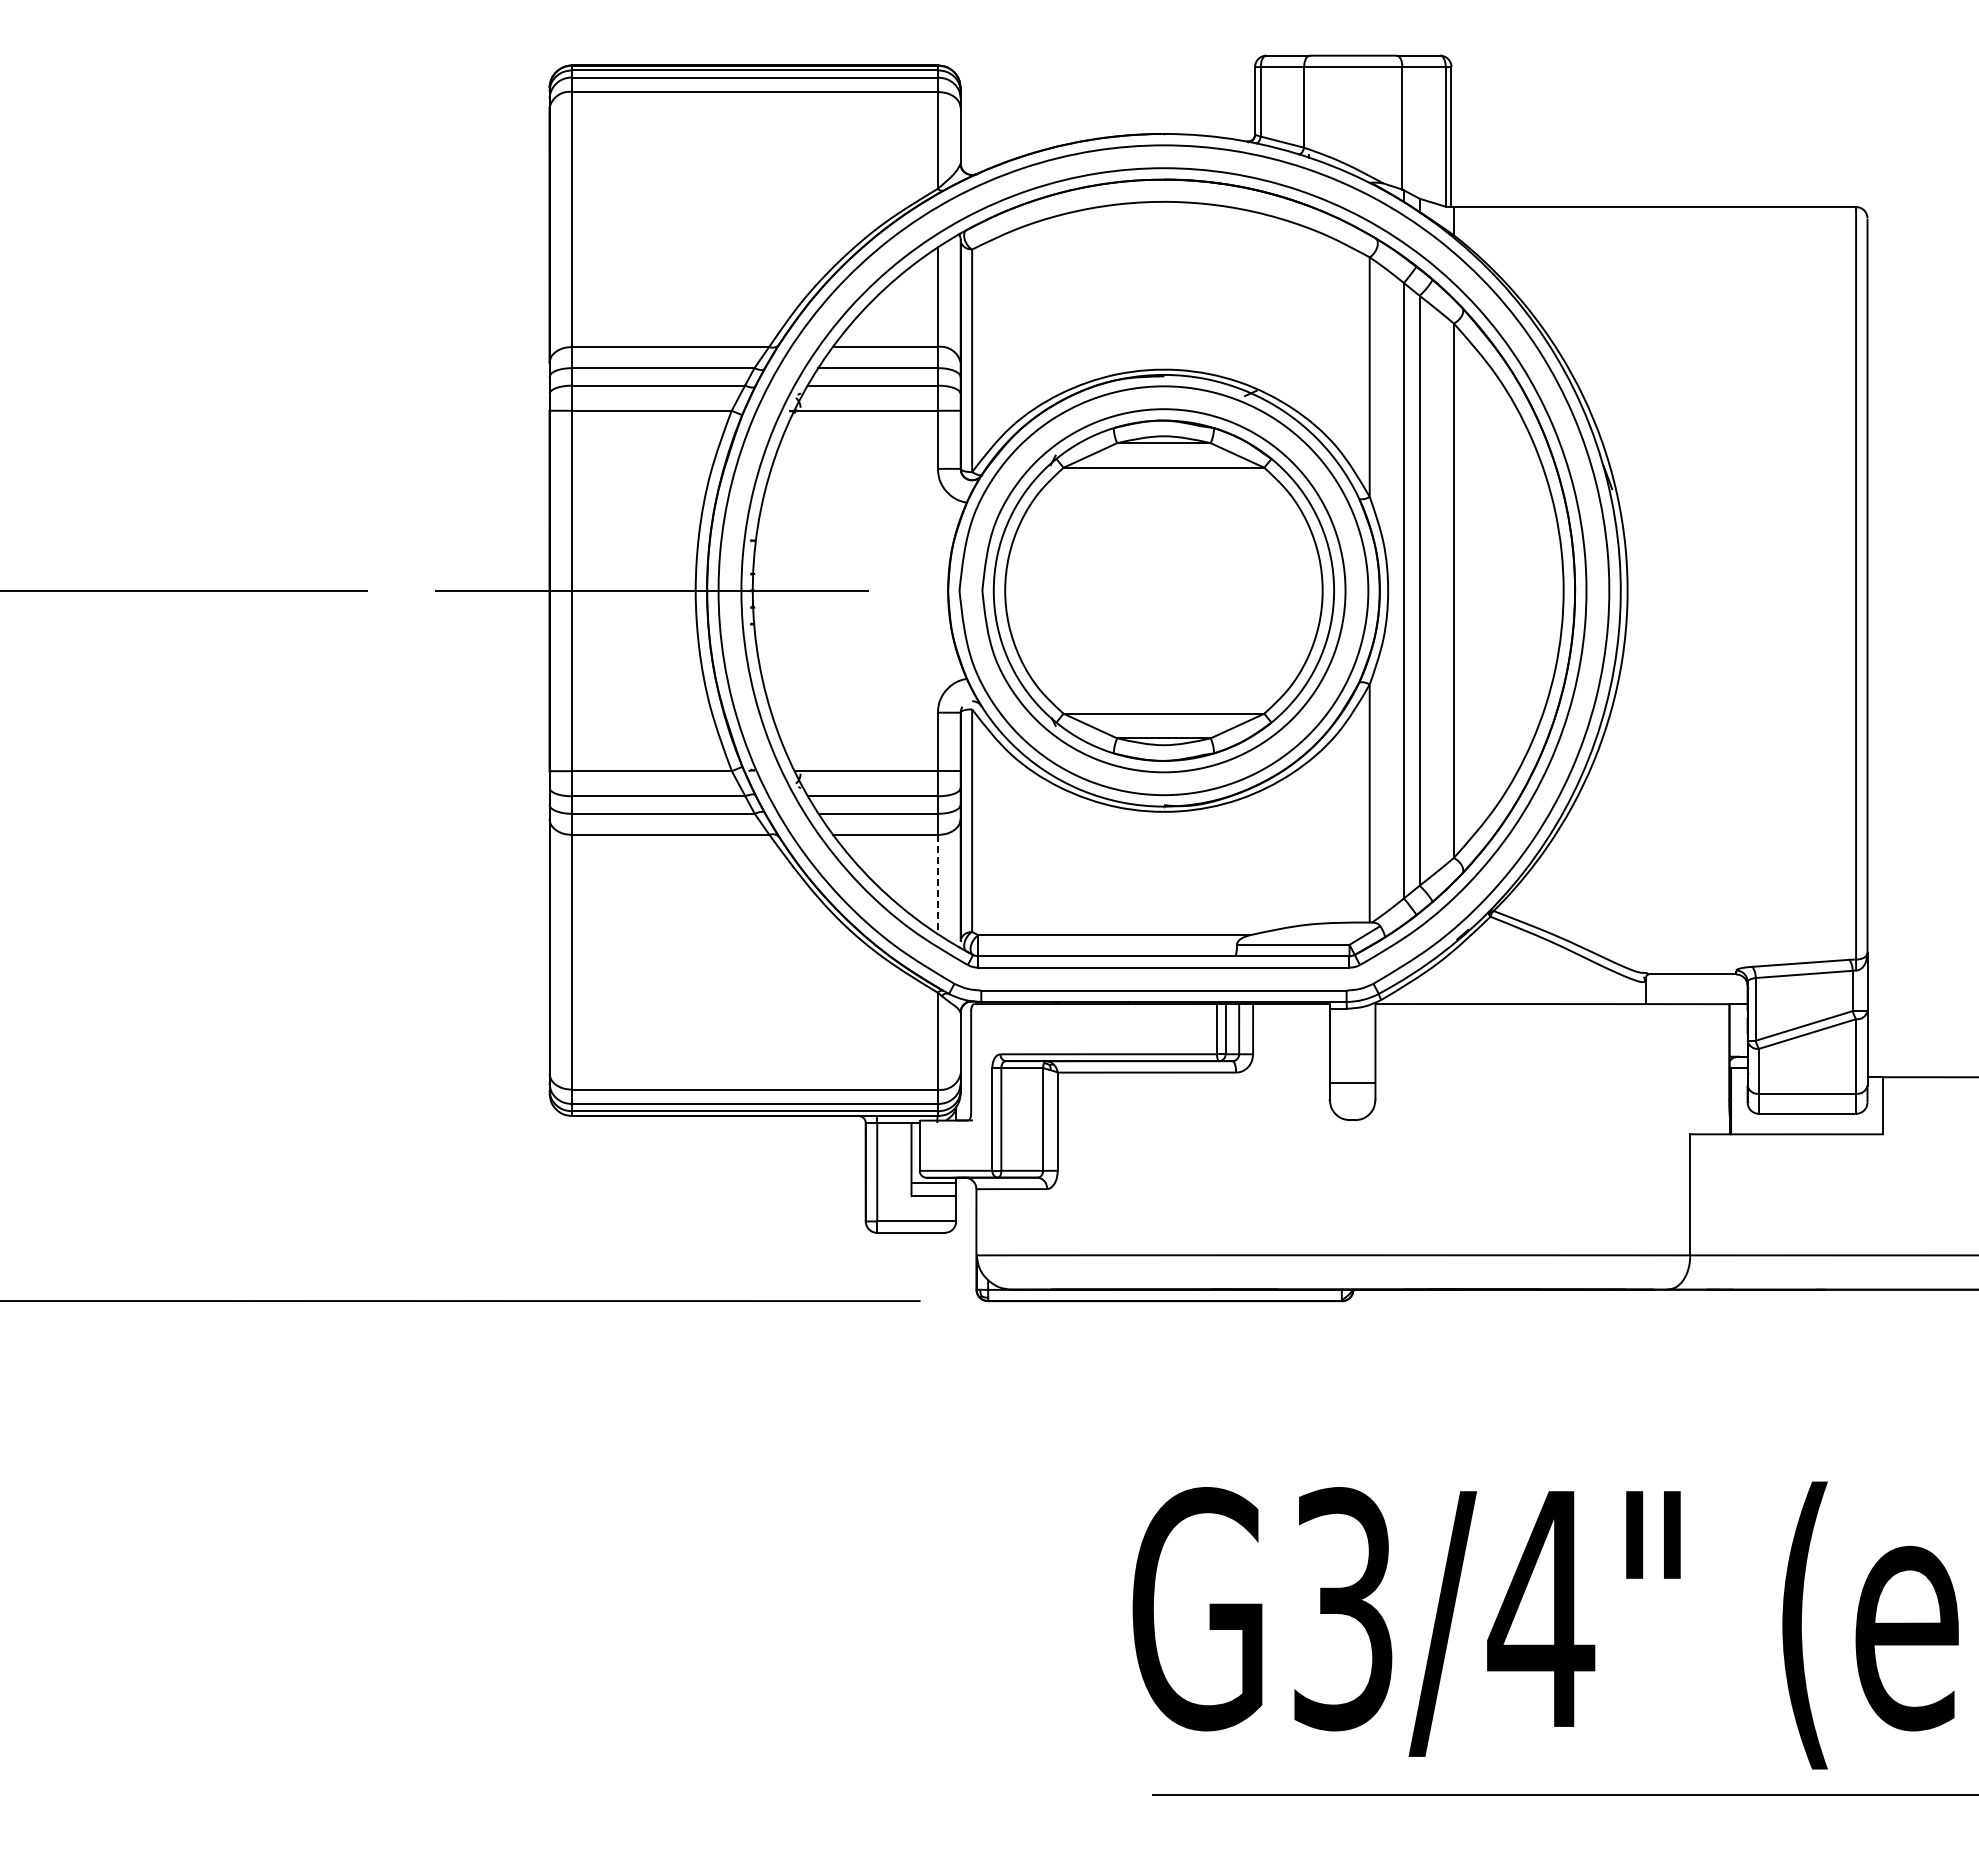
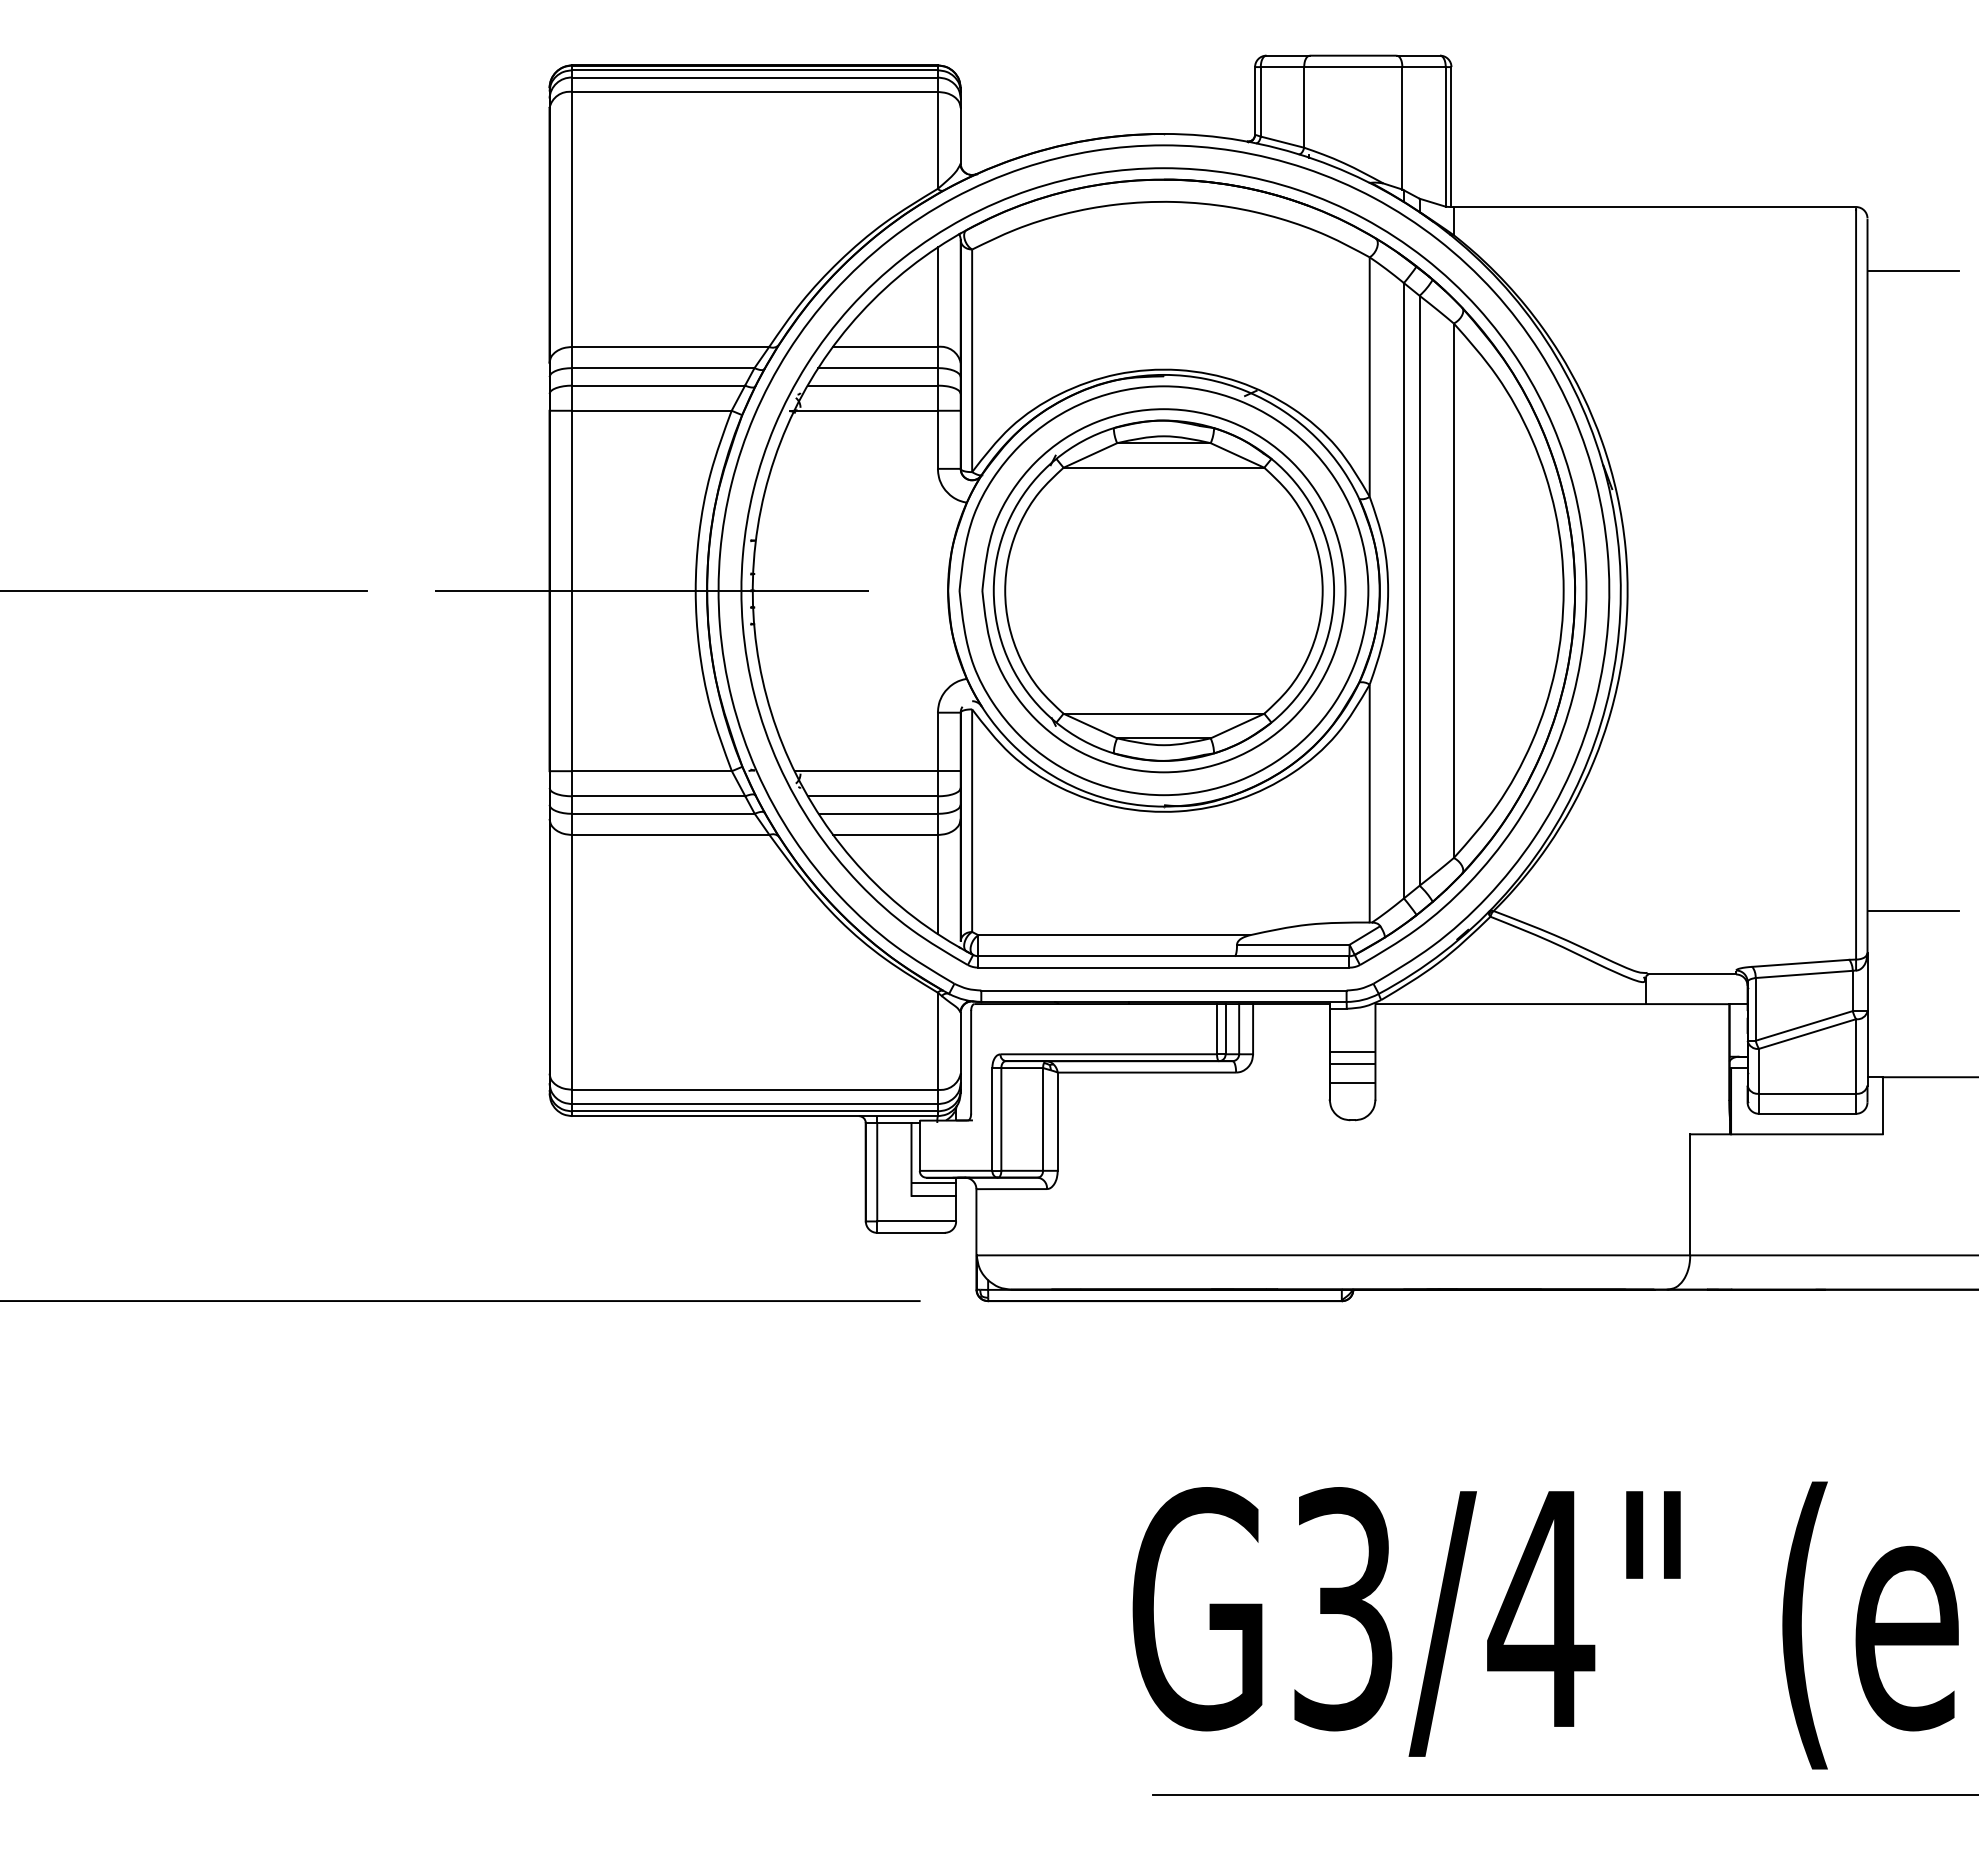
line: none -> present (1913, 270)
line: dashed -> solid (937, 884)
line: none -> present (1913, 910)
line: none -> present (1353, 1052)
line: none -> present (1352, 1063)
